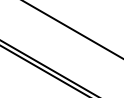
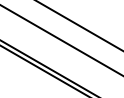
line position: (72, 29) -> (79, 25) (79, 25)
line: none -> present (61, 40)
